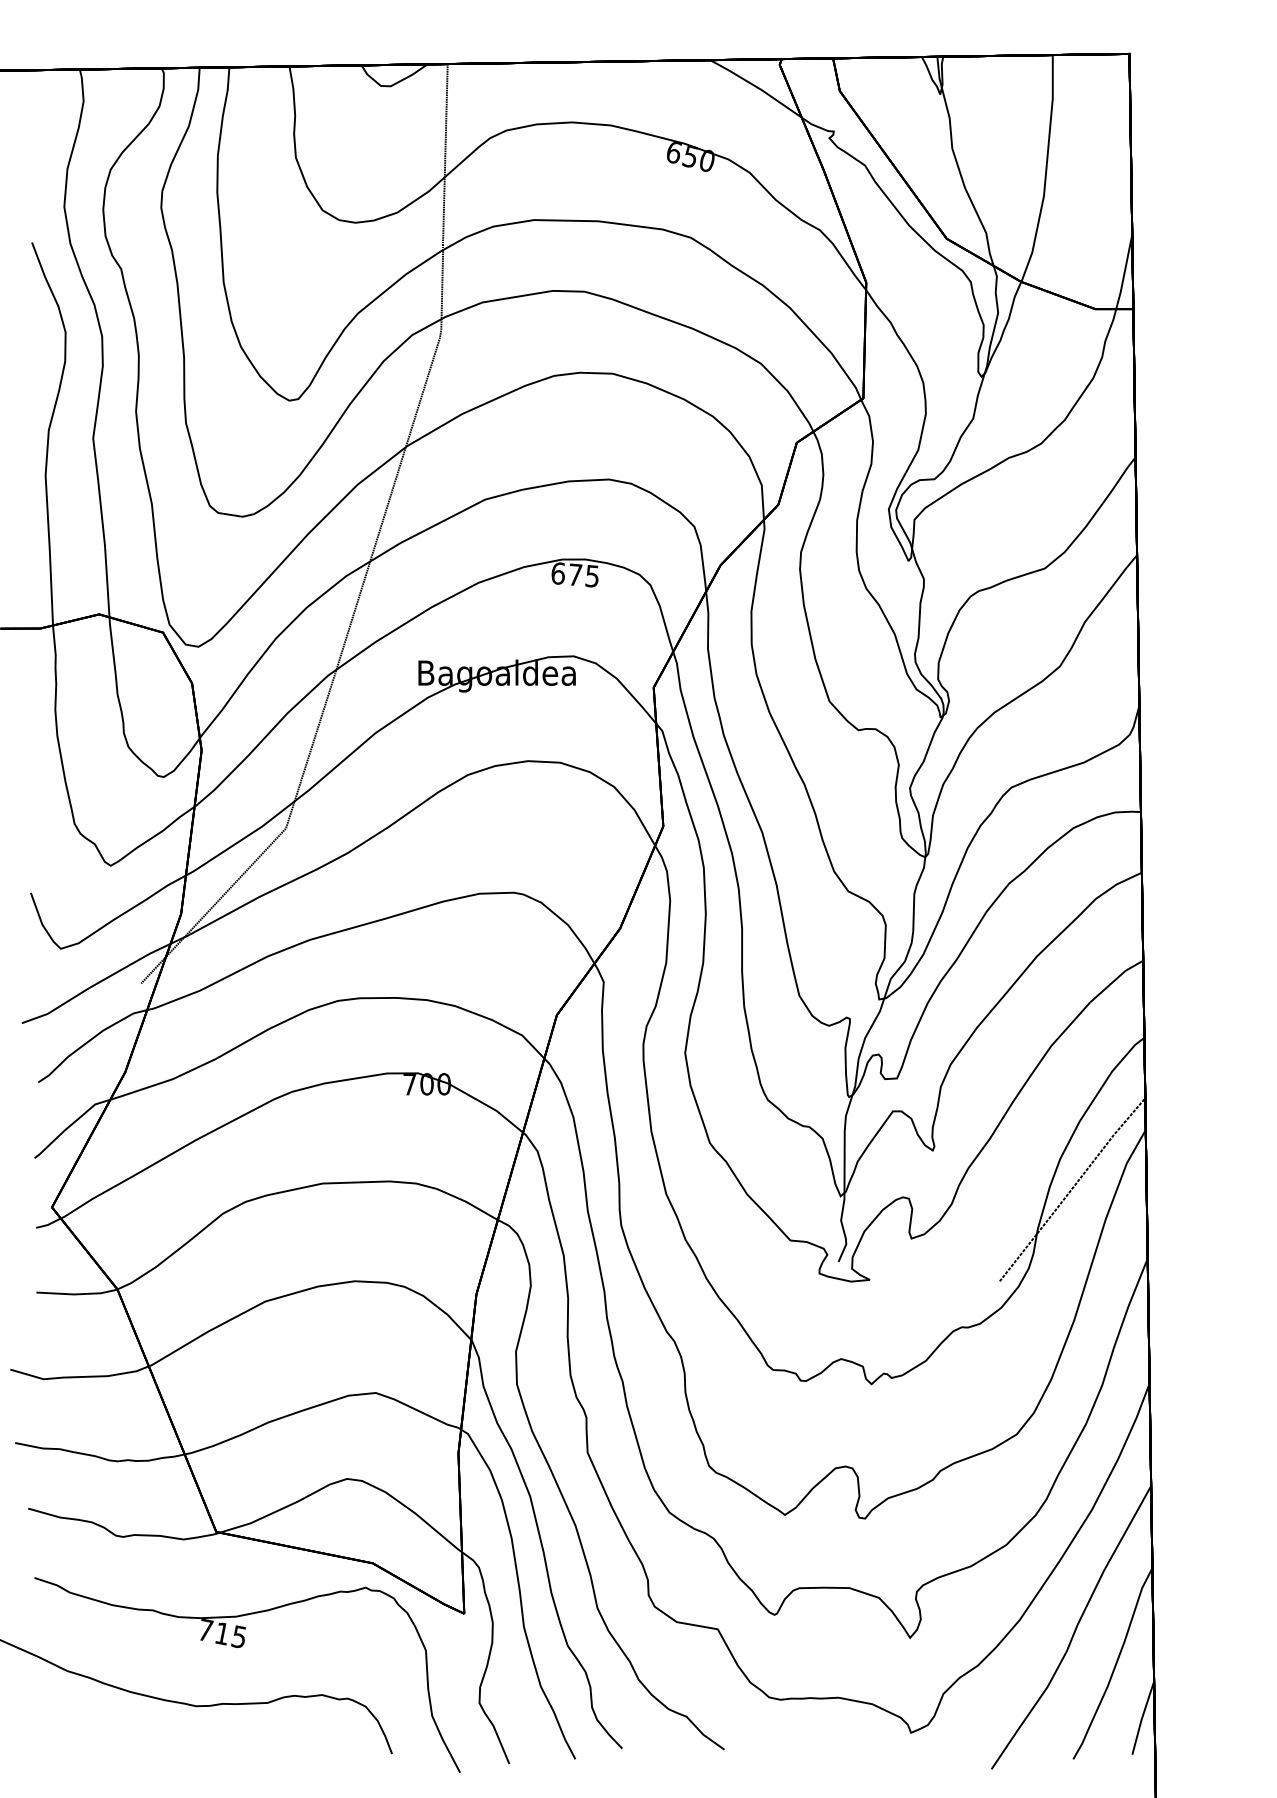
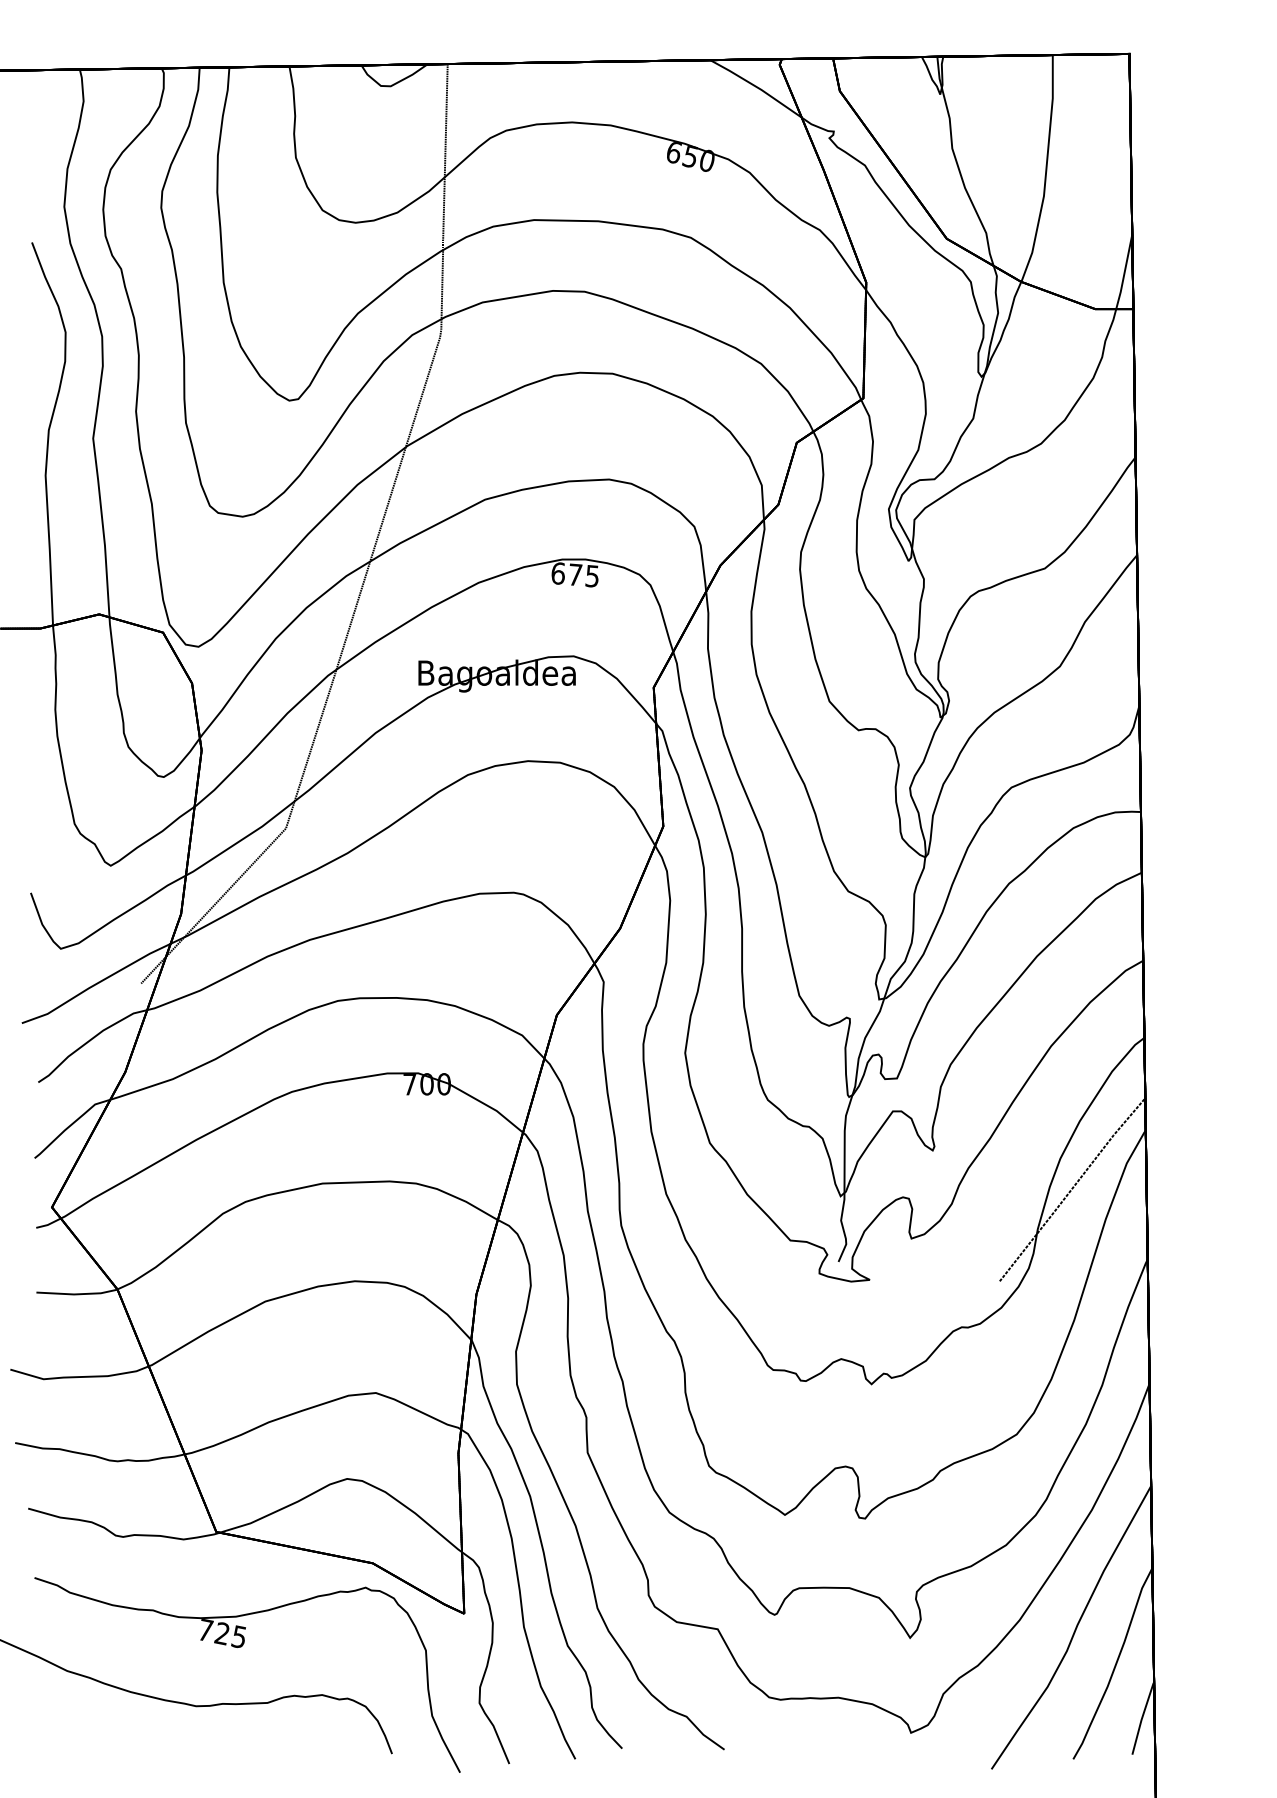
text: 715 -> 725 (221, 1633)
